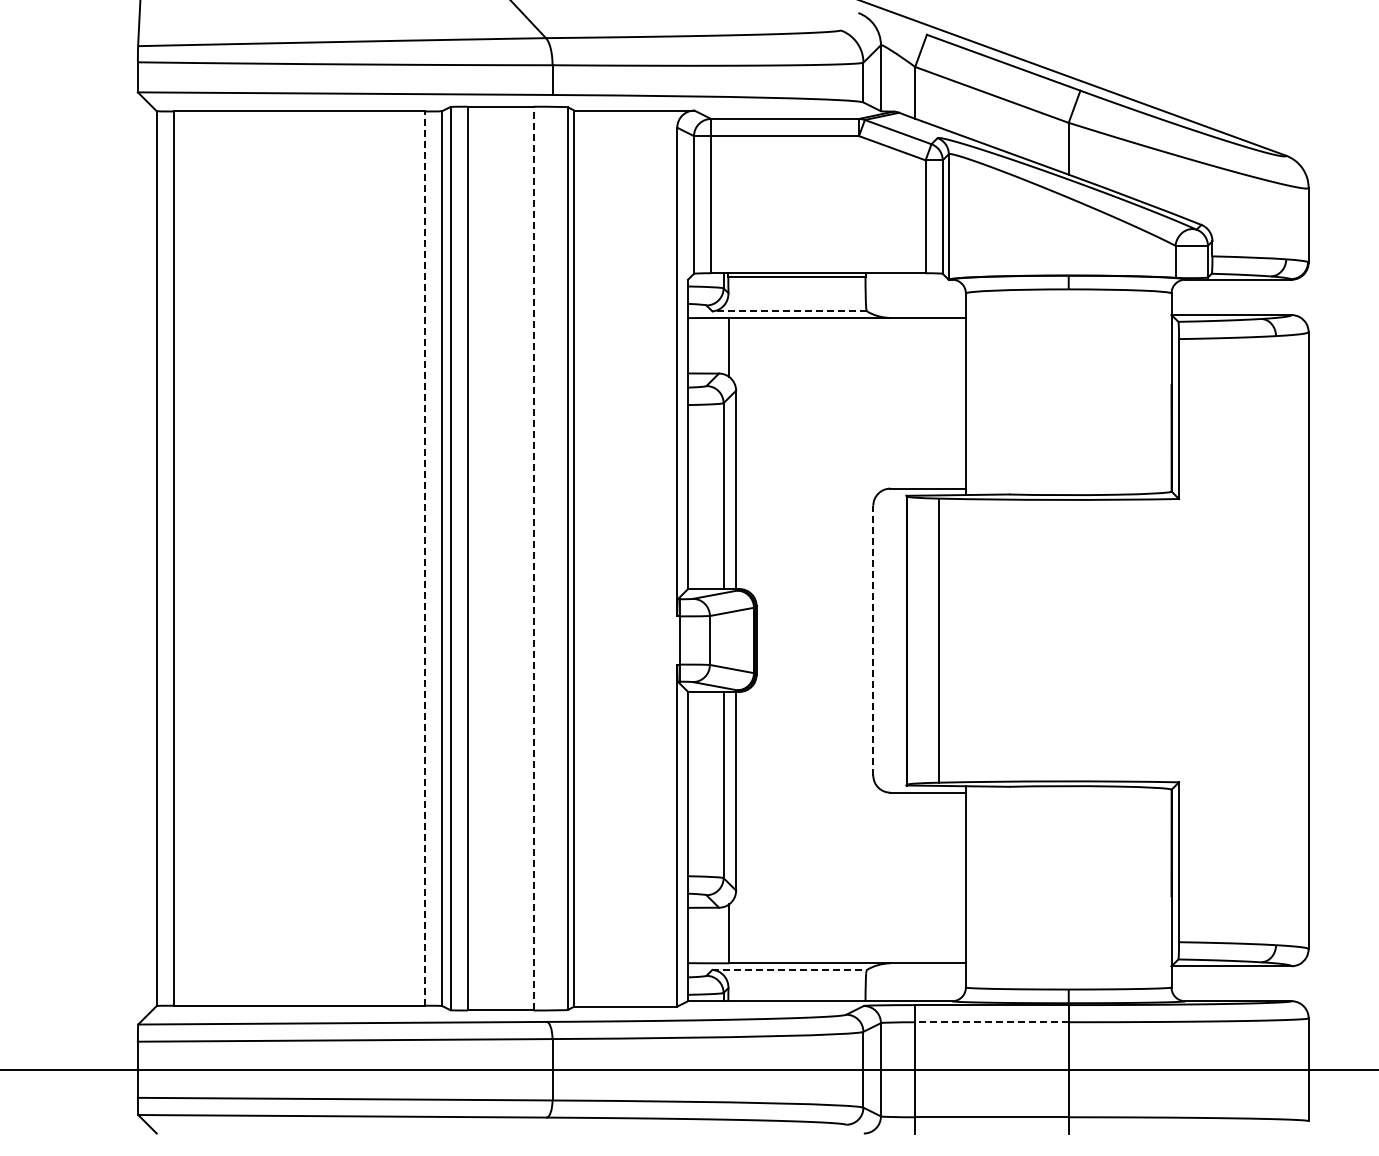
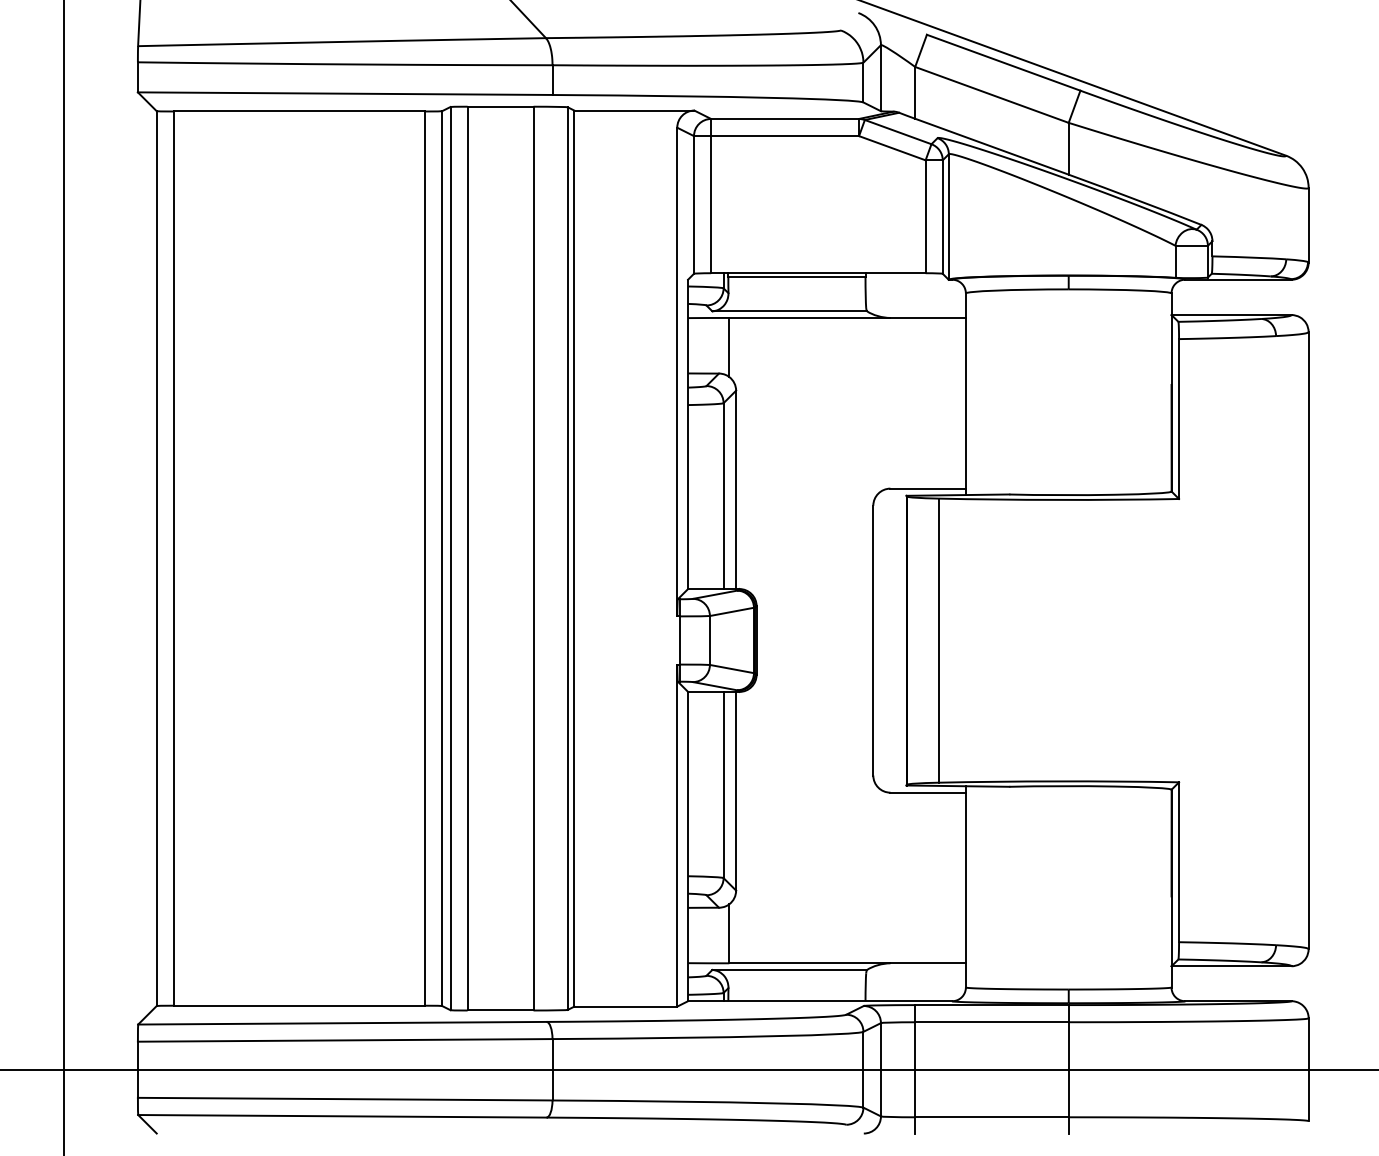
line: dashed -> solid (789, 311)
line: dashed -> solid (424, 558)
line: dashed -> solid (533, 558)
line: none -> present (64, 577)
line: dashed -> solid (873, 640)
line: dashed -> solid (790, 969)
line: dashed -> solid (991, 1022)
